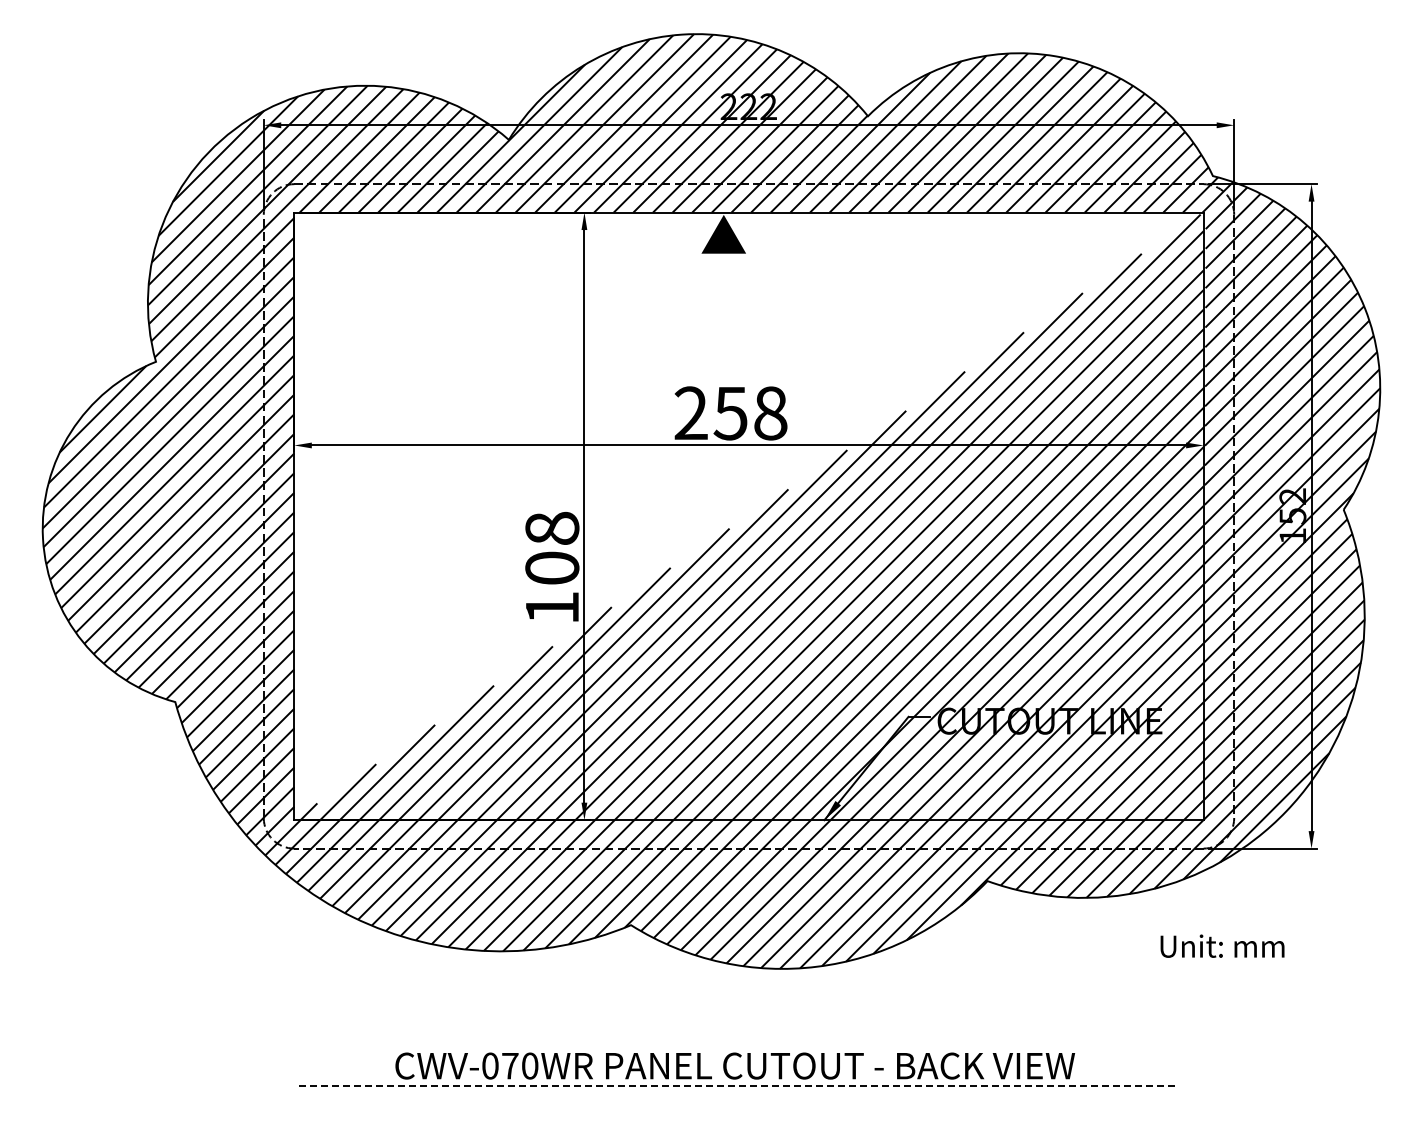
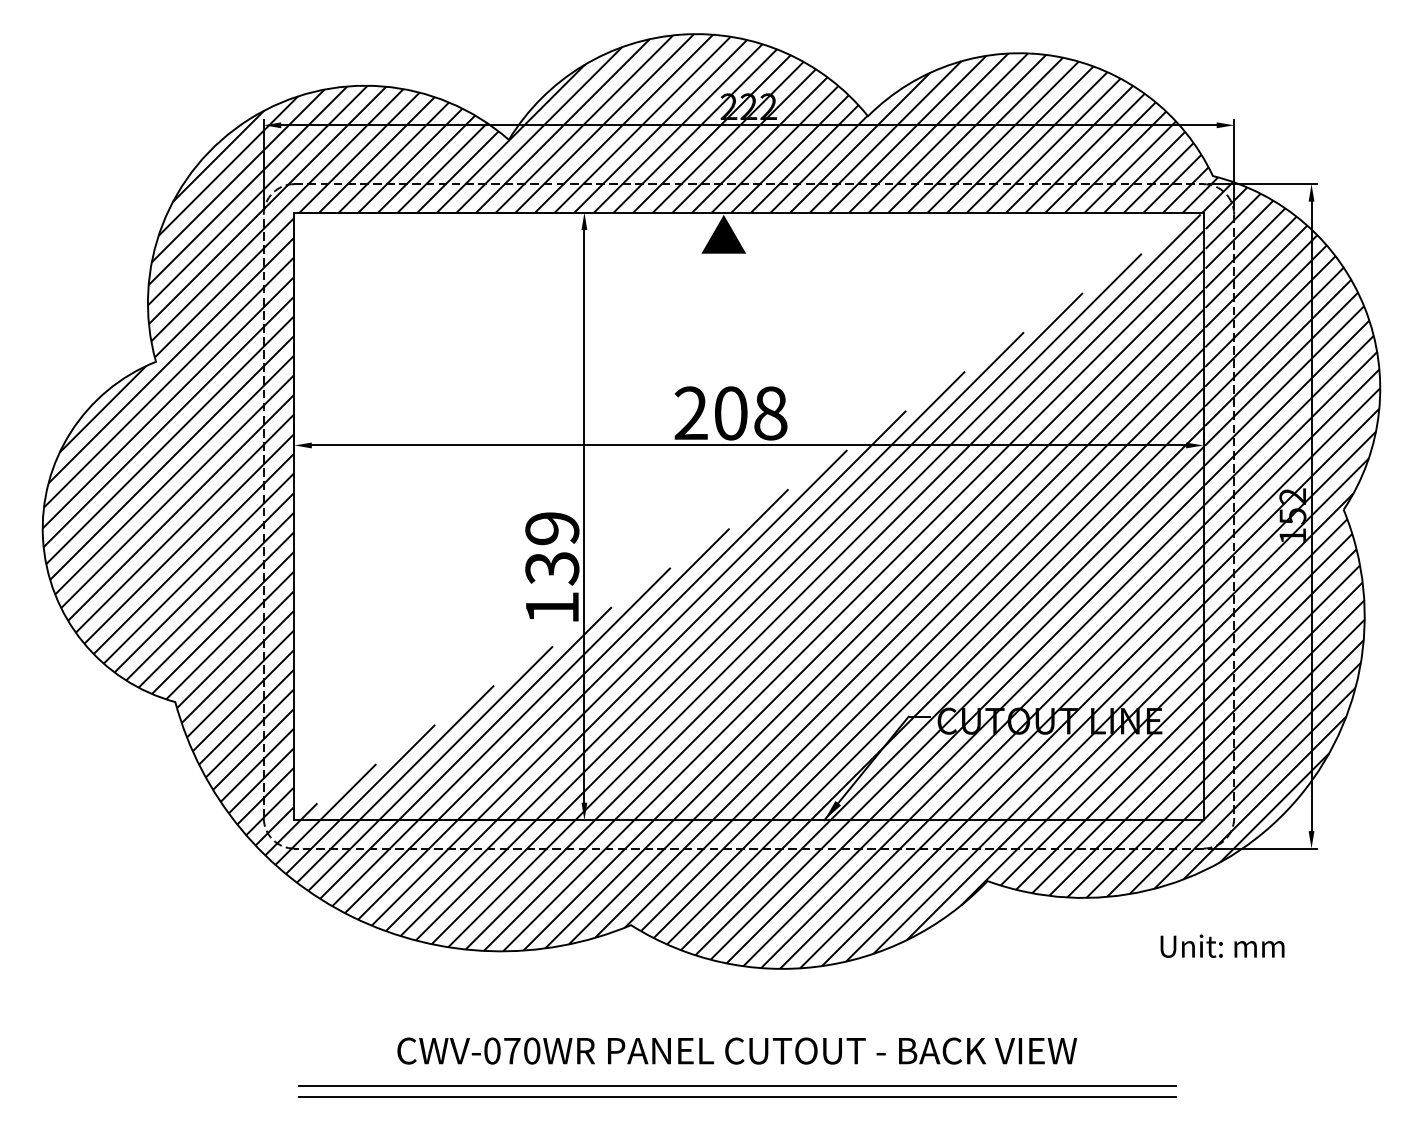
text: 258 -> 208 (730, 413)
text: 108 -> 139 (552, 548)
text position: (735, 1065) -> (737, 1050) (737, 1050)
line: dashed -> solid (738, 1085)
line: none -> present (737, 1096)
